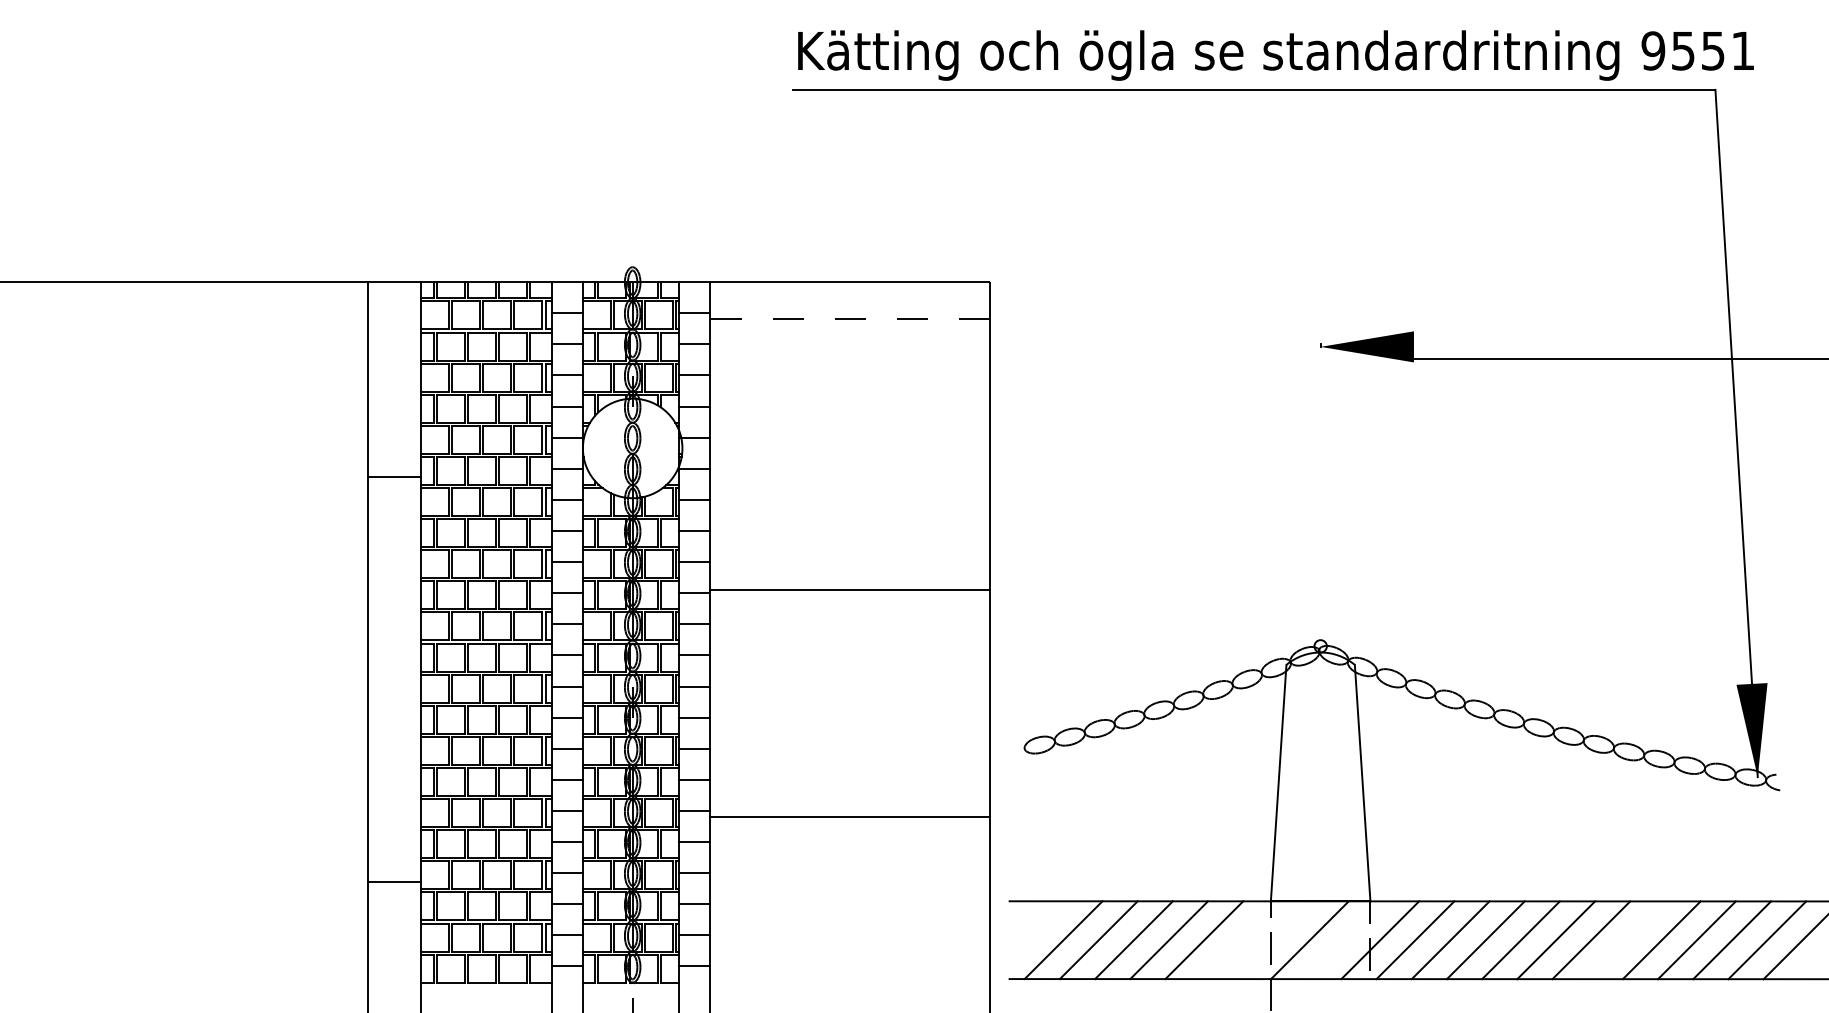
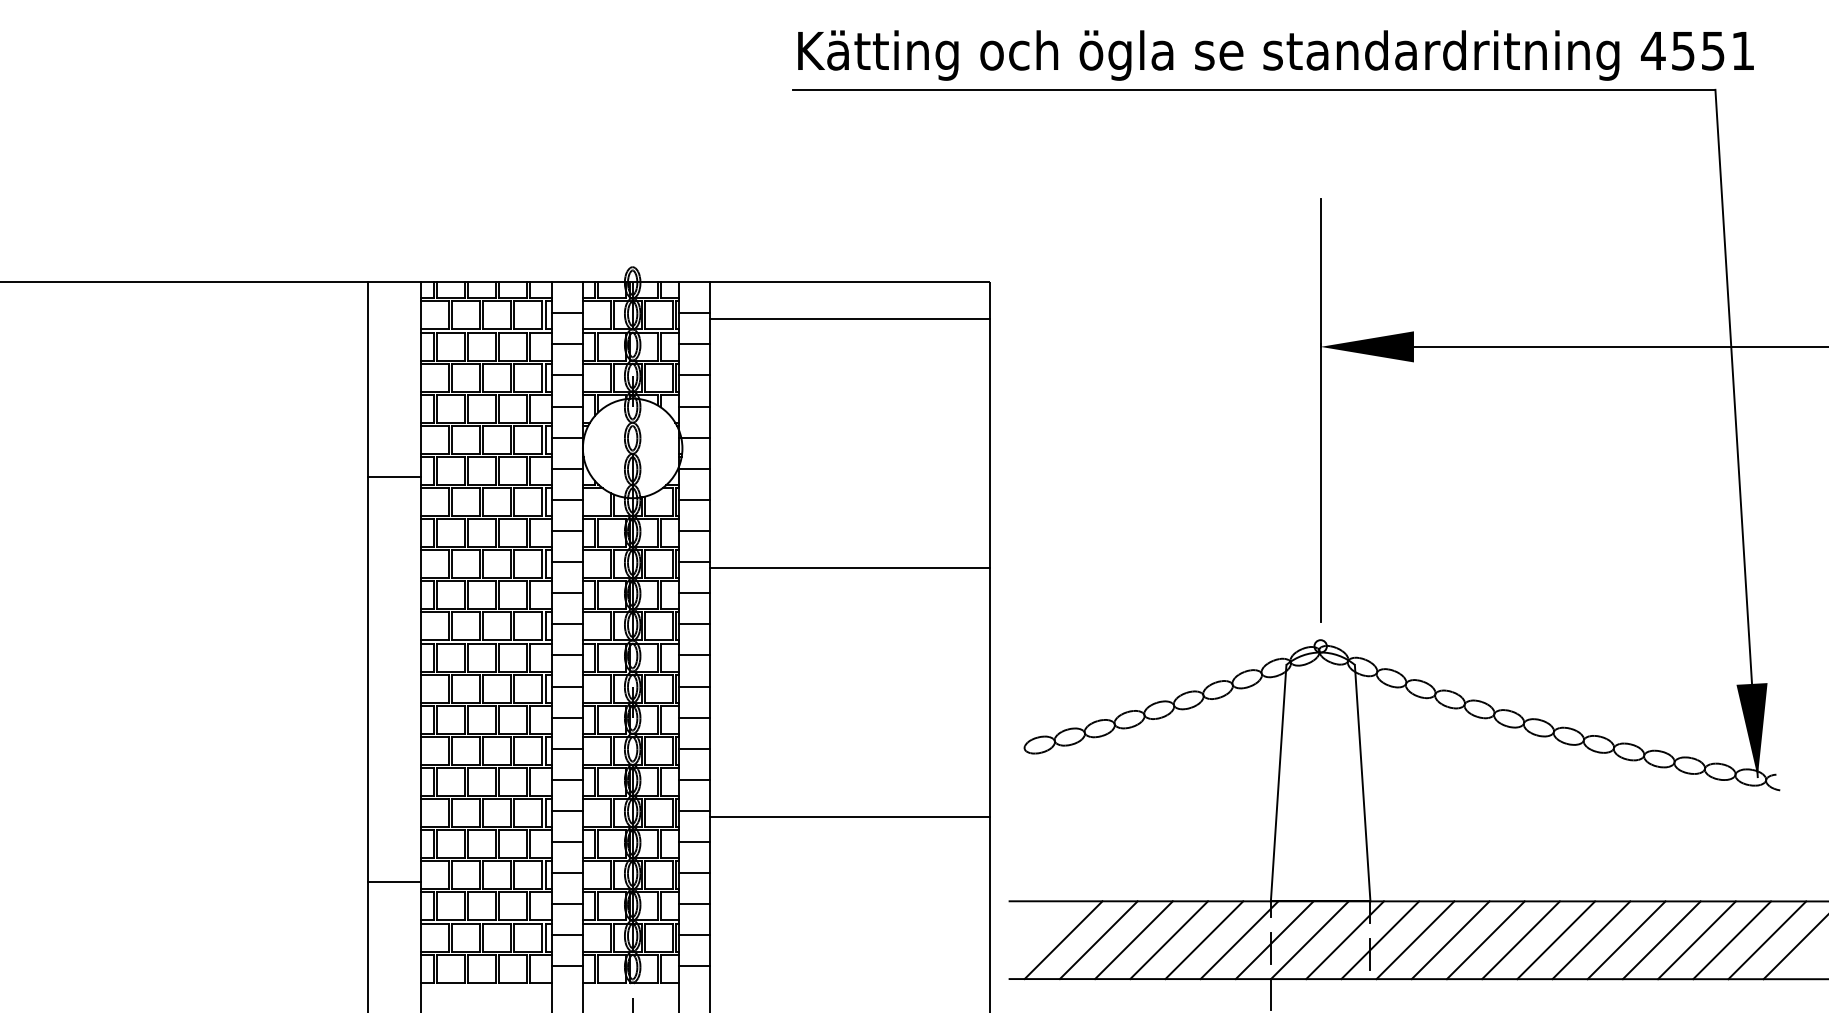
text: 9551 -> 4551 (1652, 50)
line: dashed -> solid (850, 319)
line position: (1619, 358) -> (1619, 346) (1619, 346)
line: none -> present (1320, 410)
line position: (850, 590) -> (850, 568) (850, 568)
line: none -> present (1239, 940)
line: none -> present (1274, 940)
line: none -> present (1344, 940)
line: none -> present (1626, 940)
